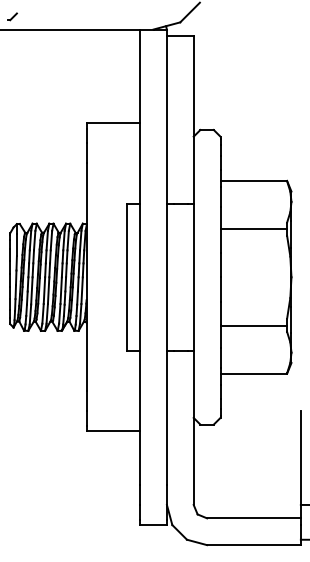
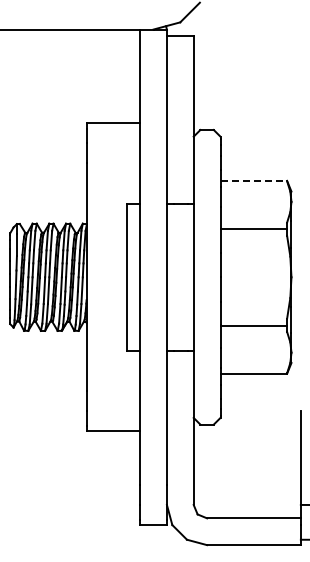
part: present -> none (12, 16)
line: solid -> dashed (254, 180)
